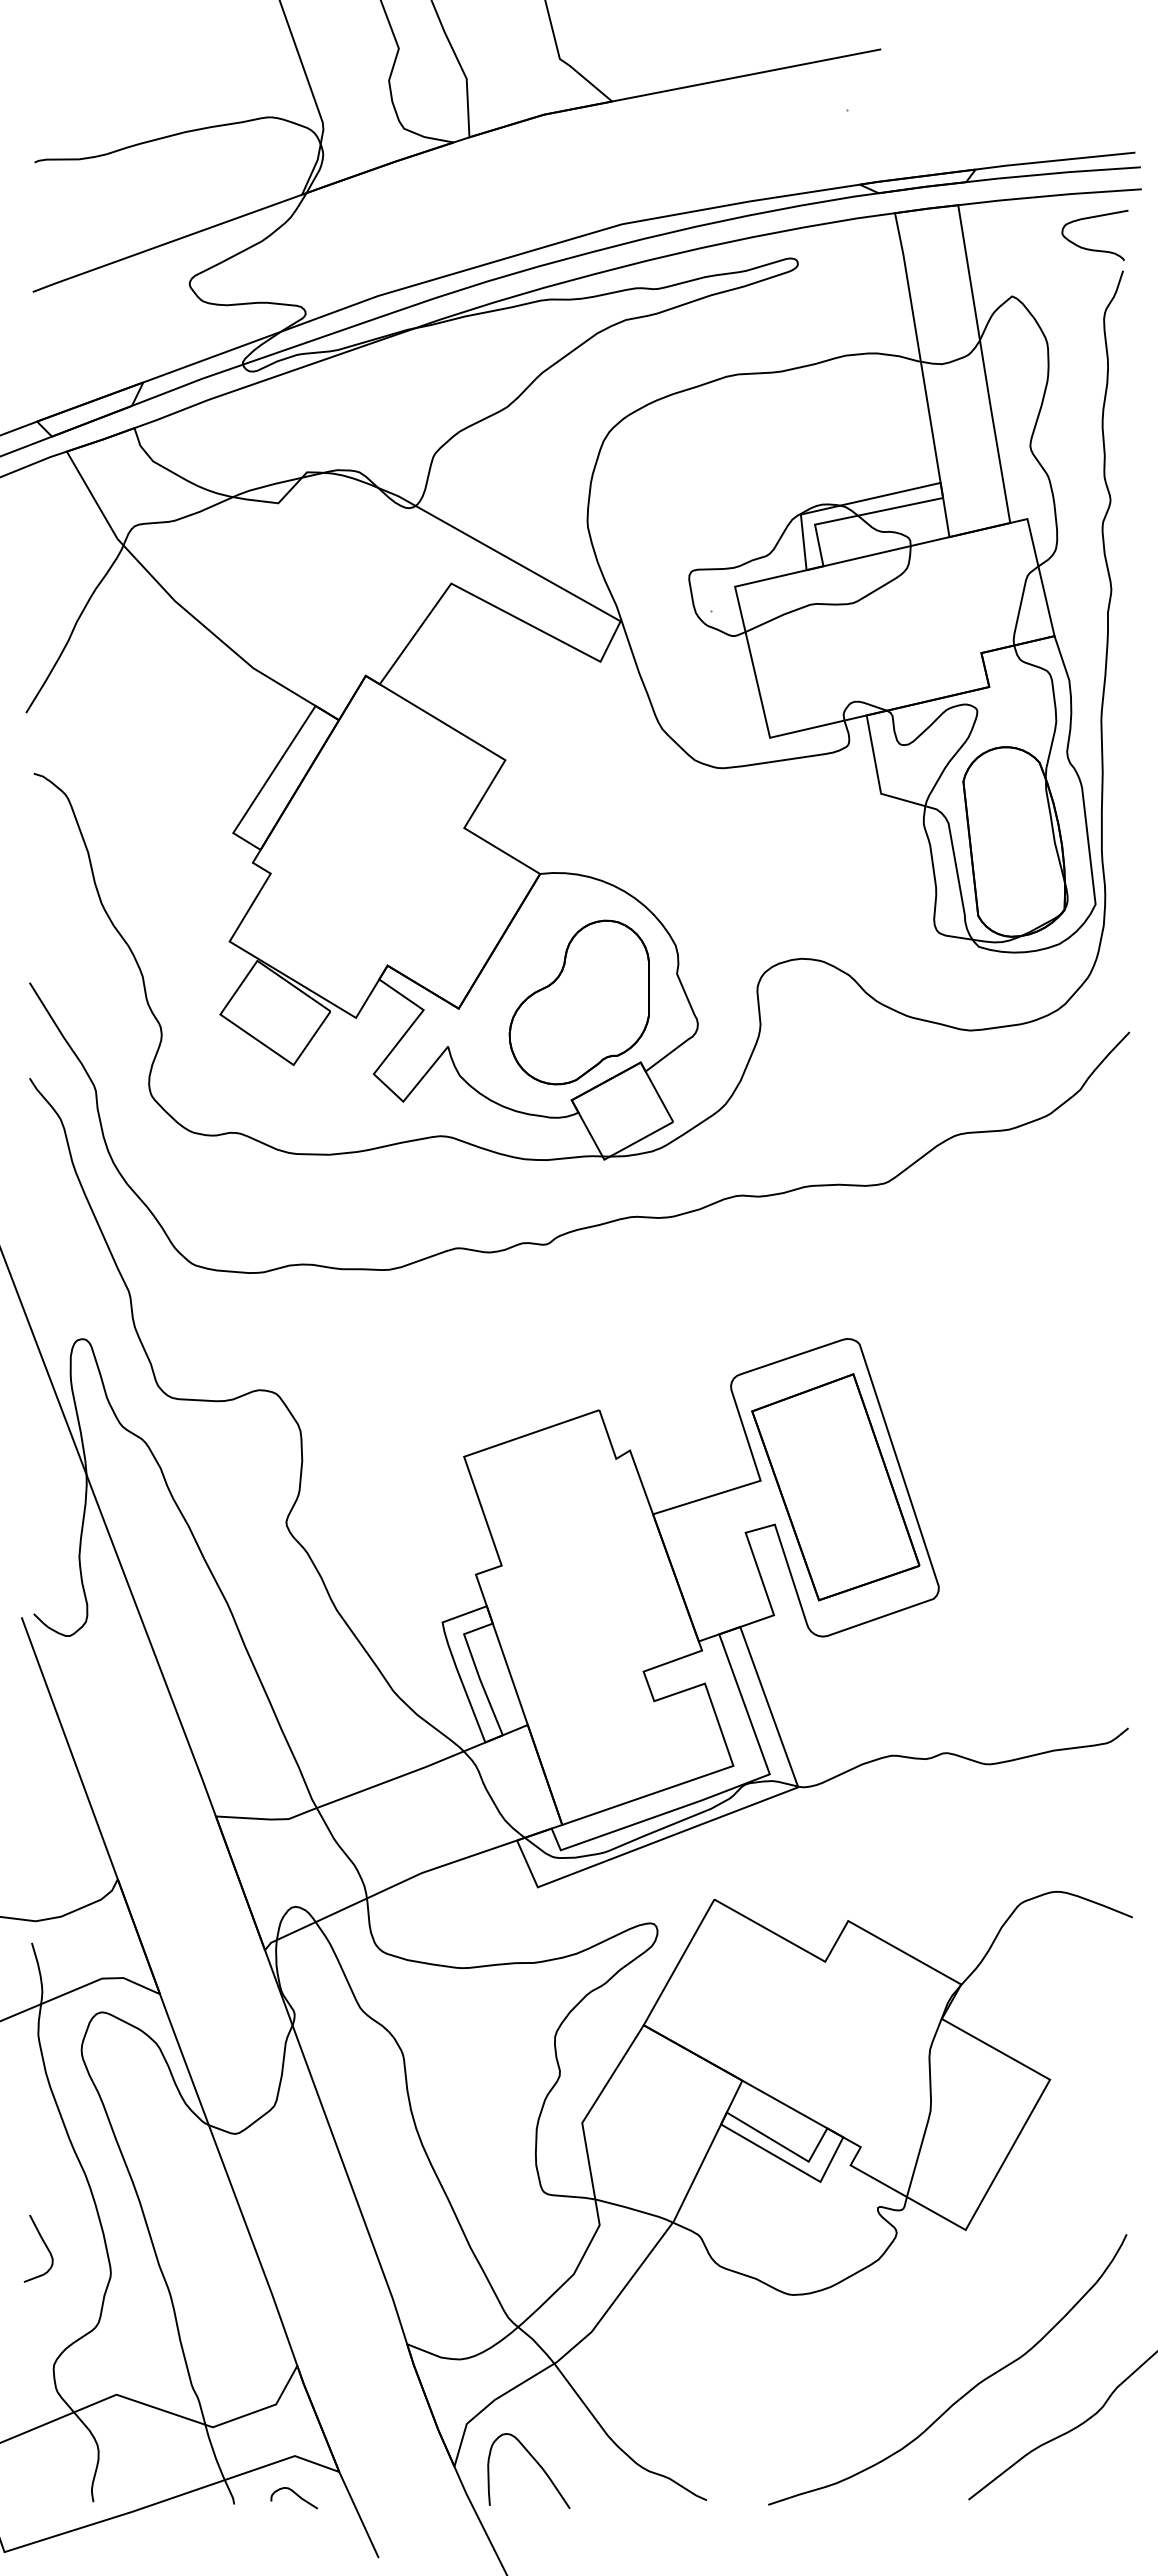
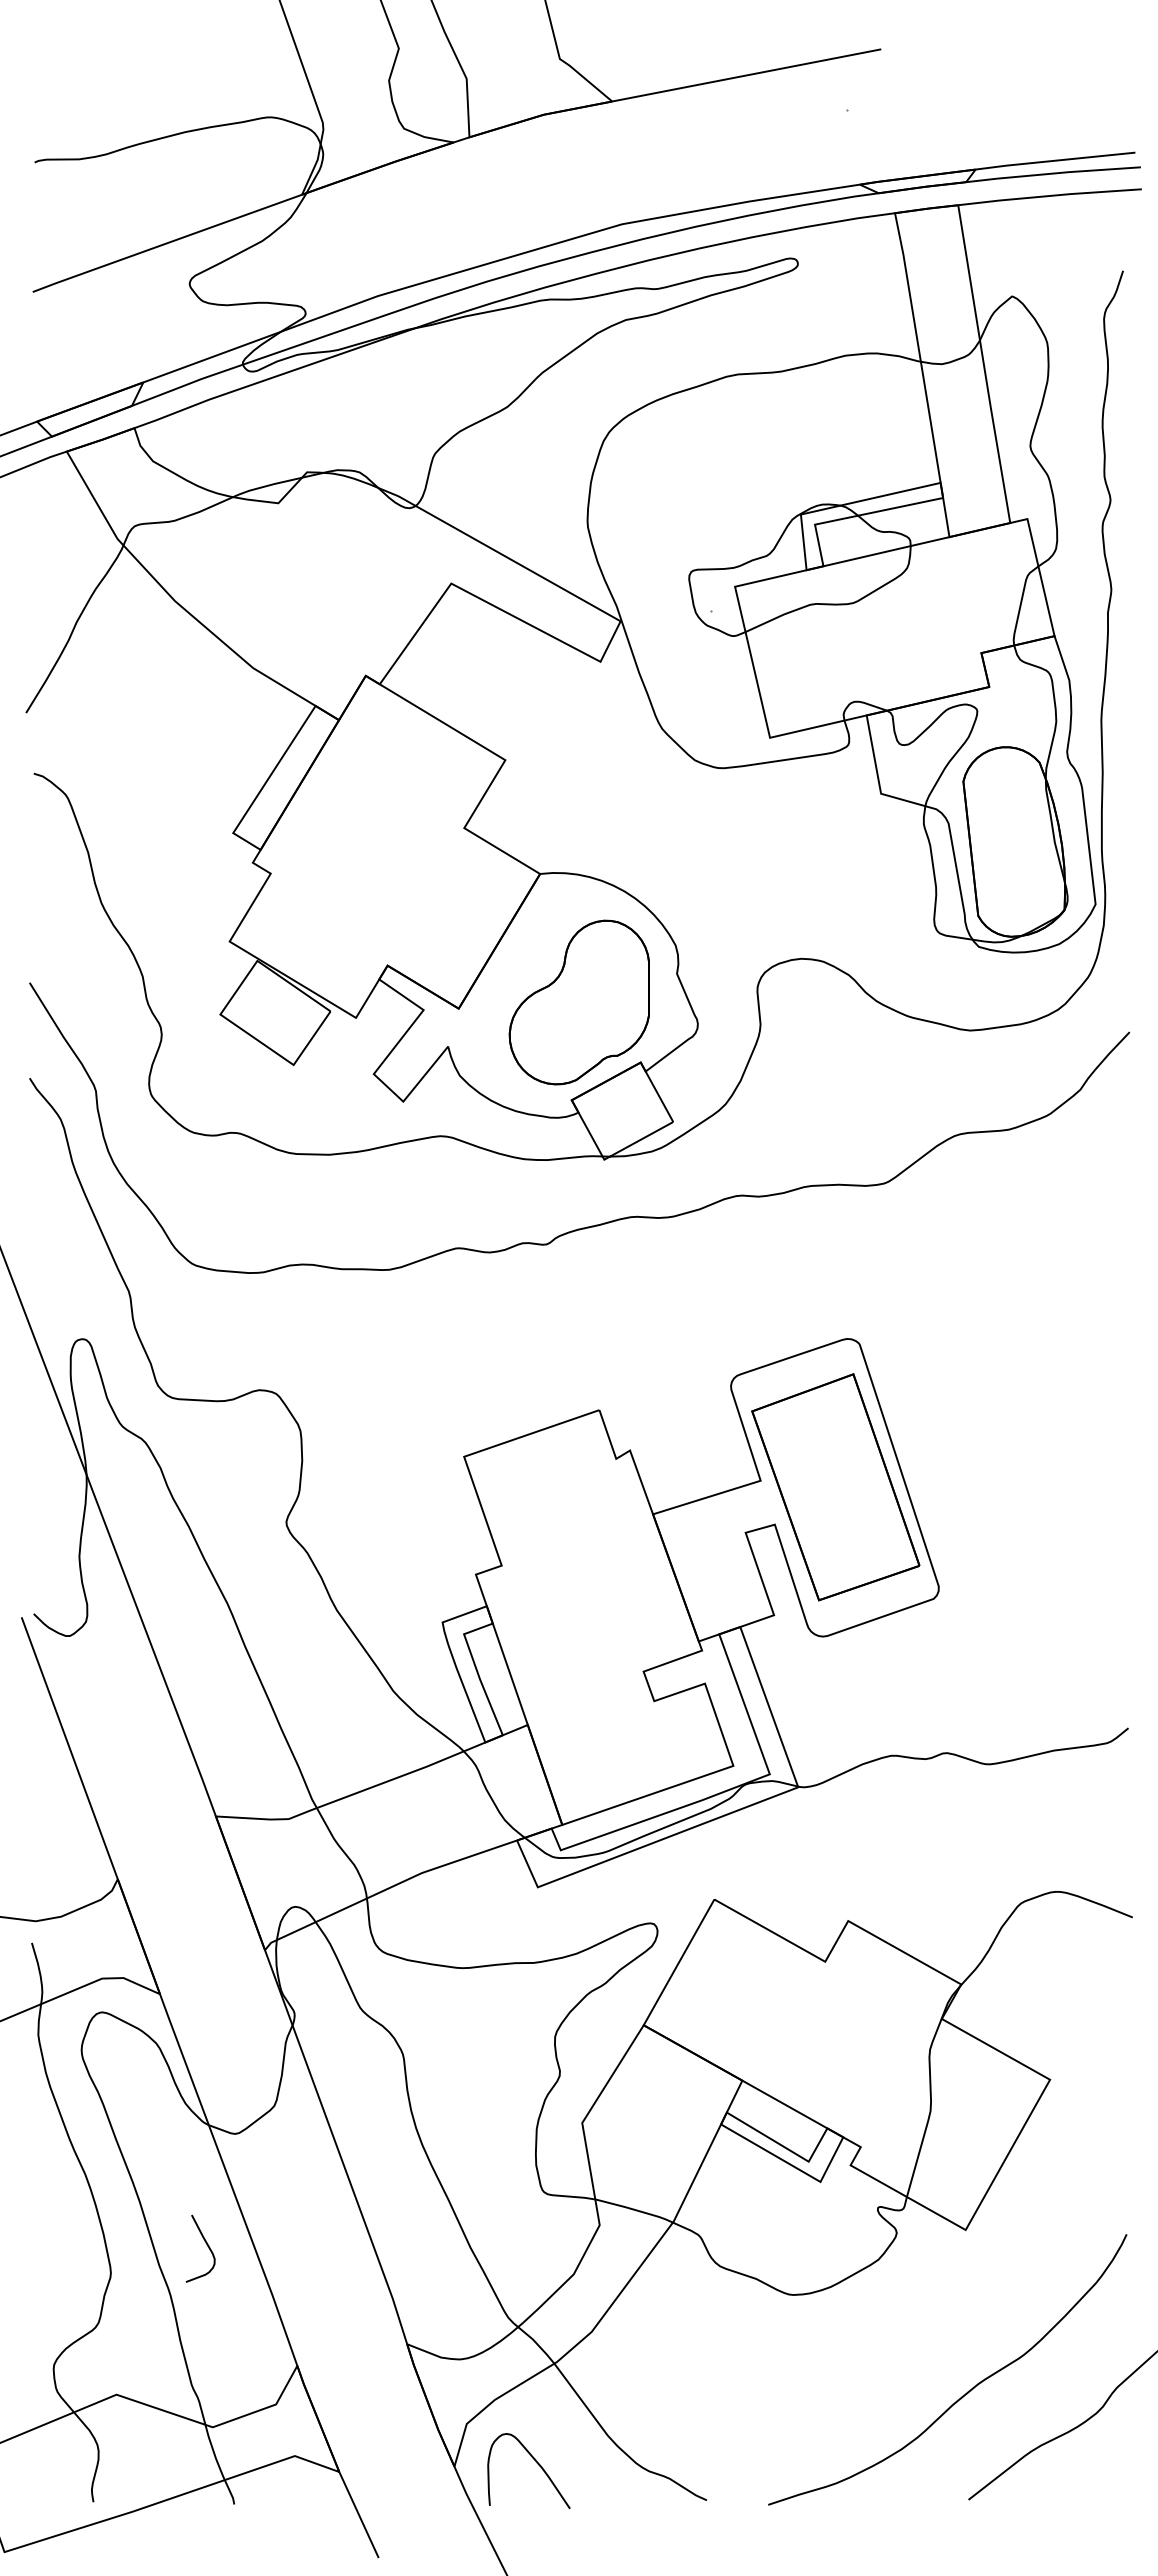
curve: present -> none (1089, 248)
curve position: (43, 2243) -> (205, 2243) (205, 2243)
curve: present -> none (296, 2495)
